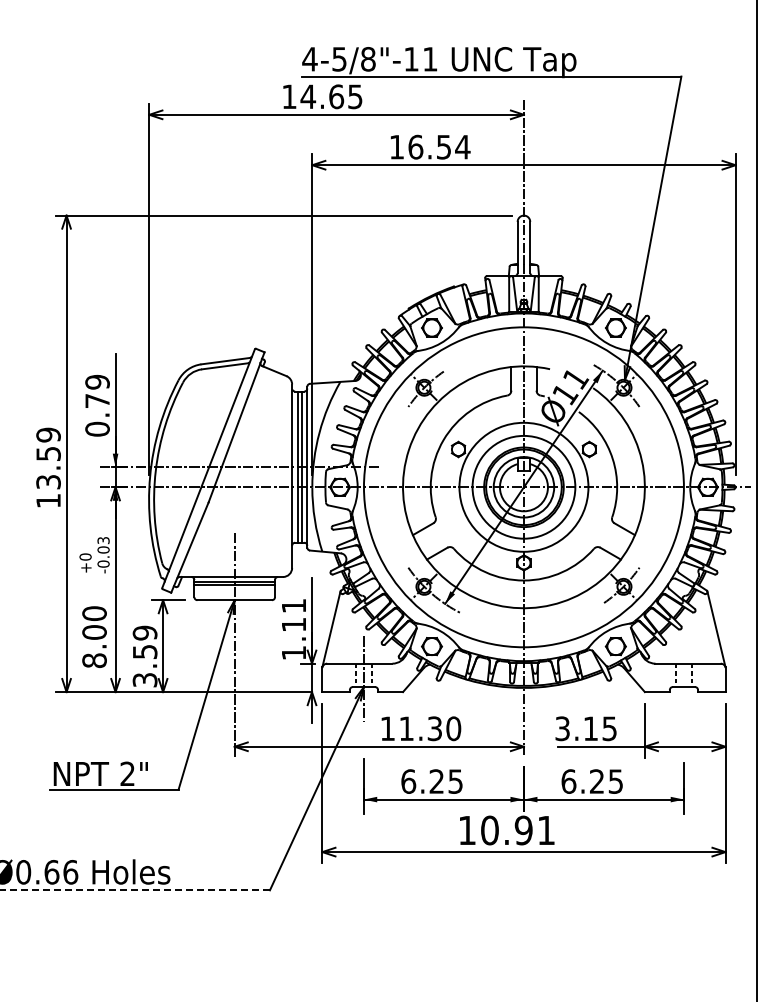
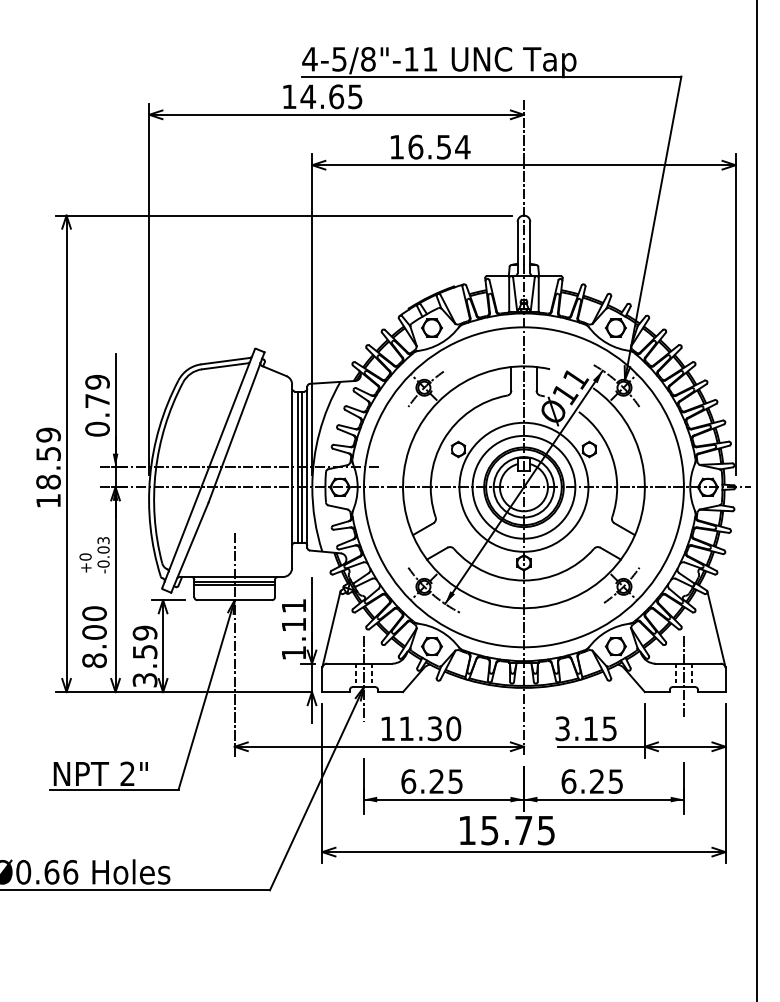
text: 13.59 -> 18.59 (48, 481)
line: none -> present (683, 676)
text: 10.91 -> 15.75 (517, 830)
line: dashed -> solid (135, 890)
